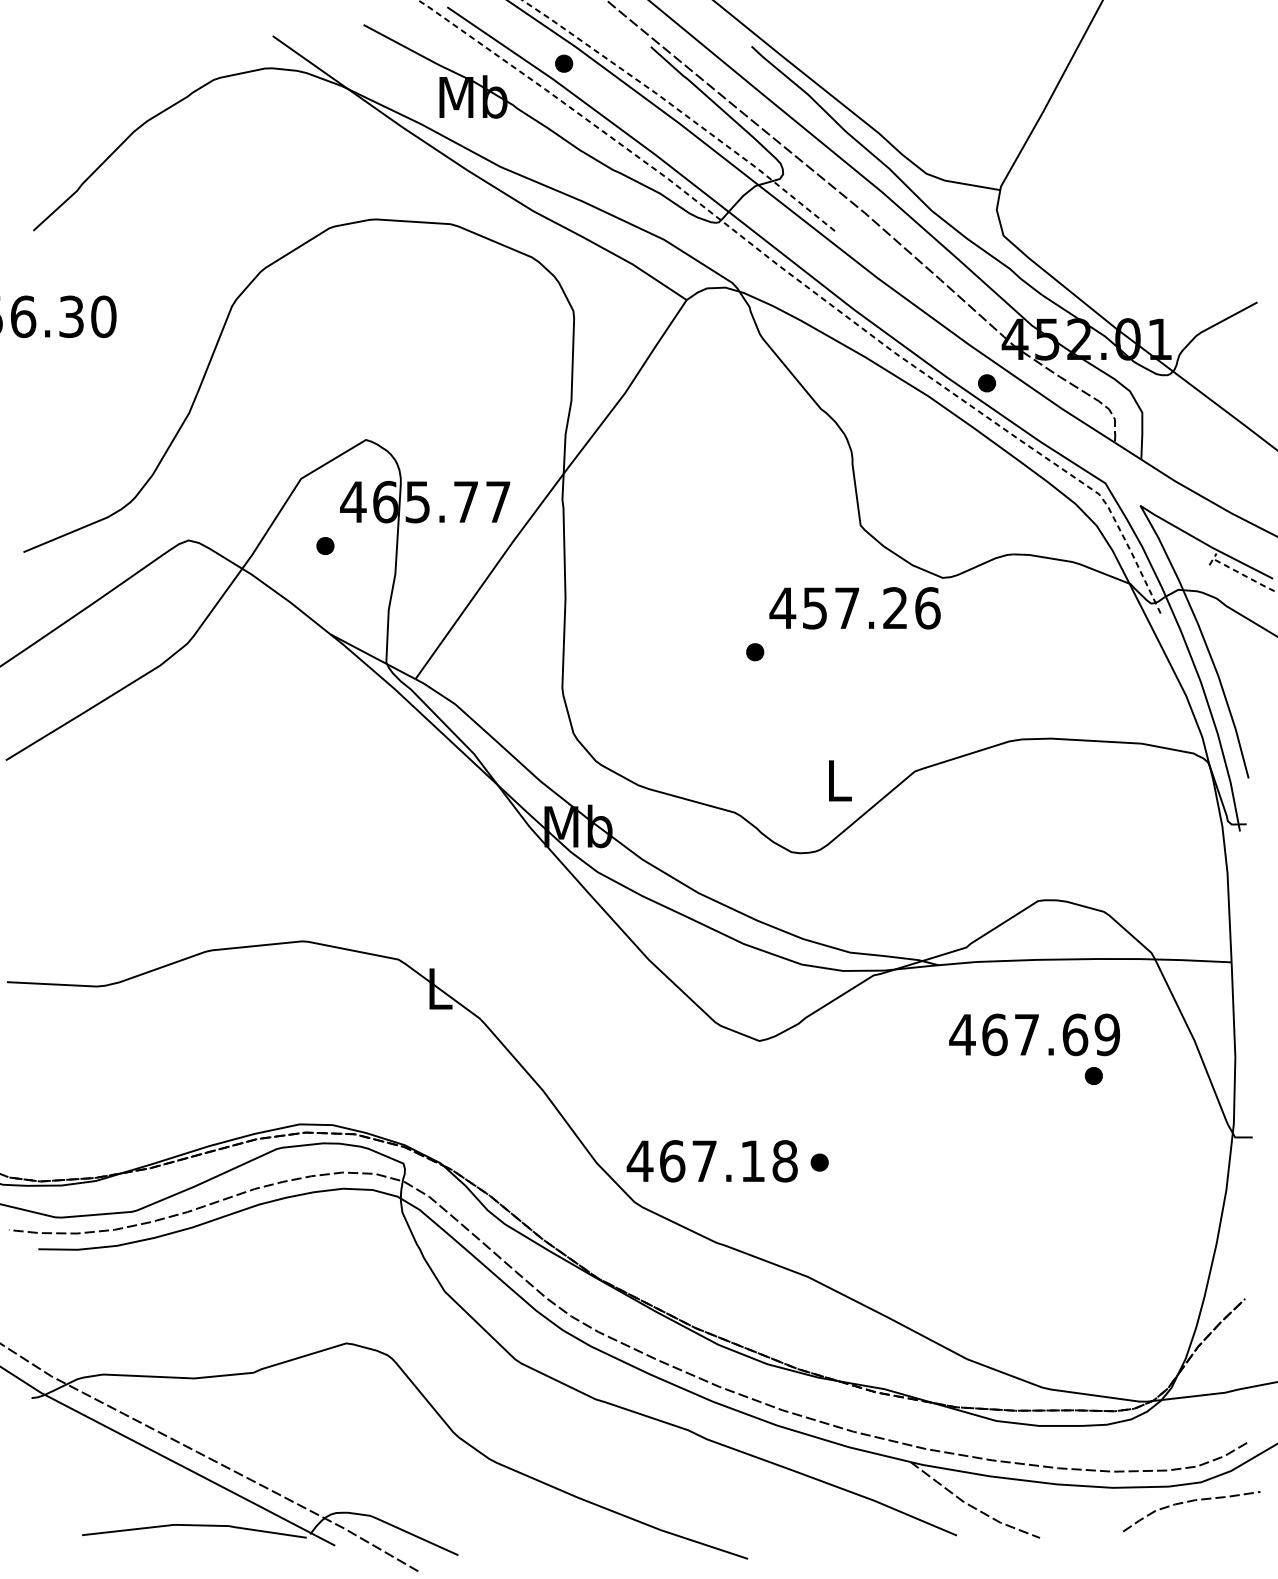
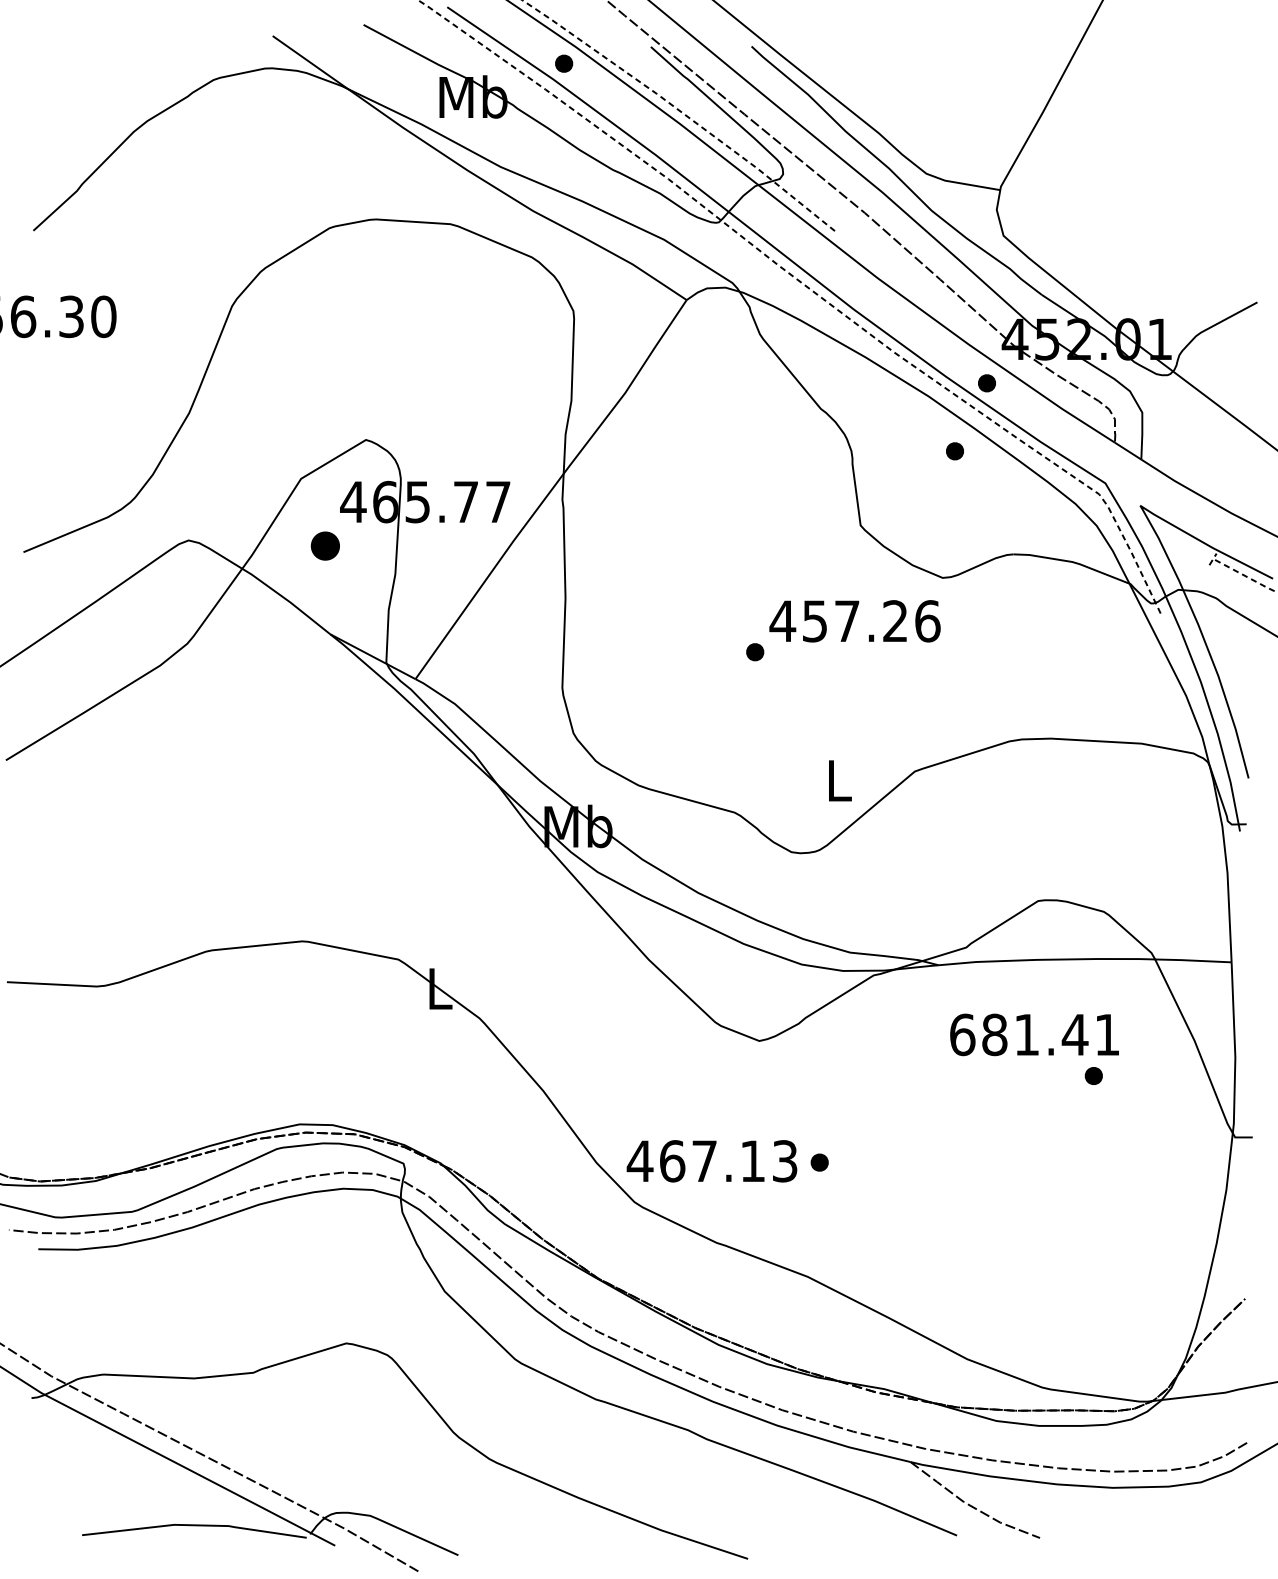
part: none -> present (954, 451)
part size: 19x18 px -> 30x30 px (324, 545)
text position: (854, 608) -> (854, 621) (854, 621)
text: 467.69 -> 681.41 (1034, 1034)
text: 467.18 -> 467.13 (784, 1161)
curve: present -> none (1190, 1502)
